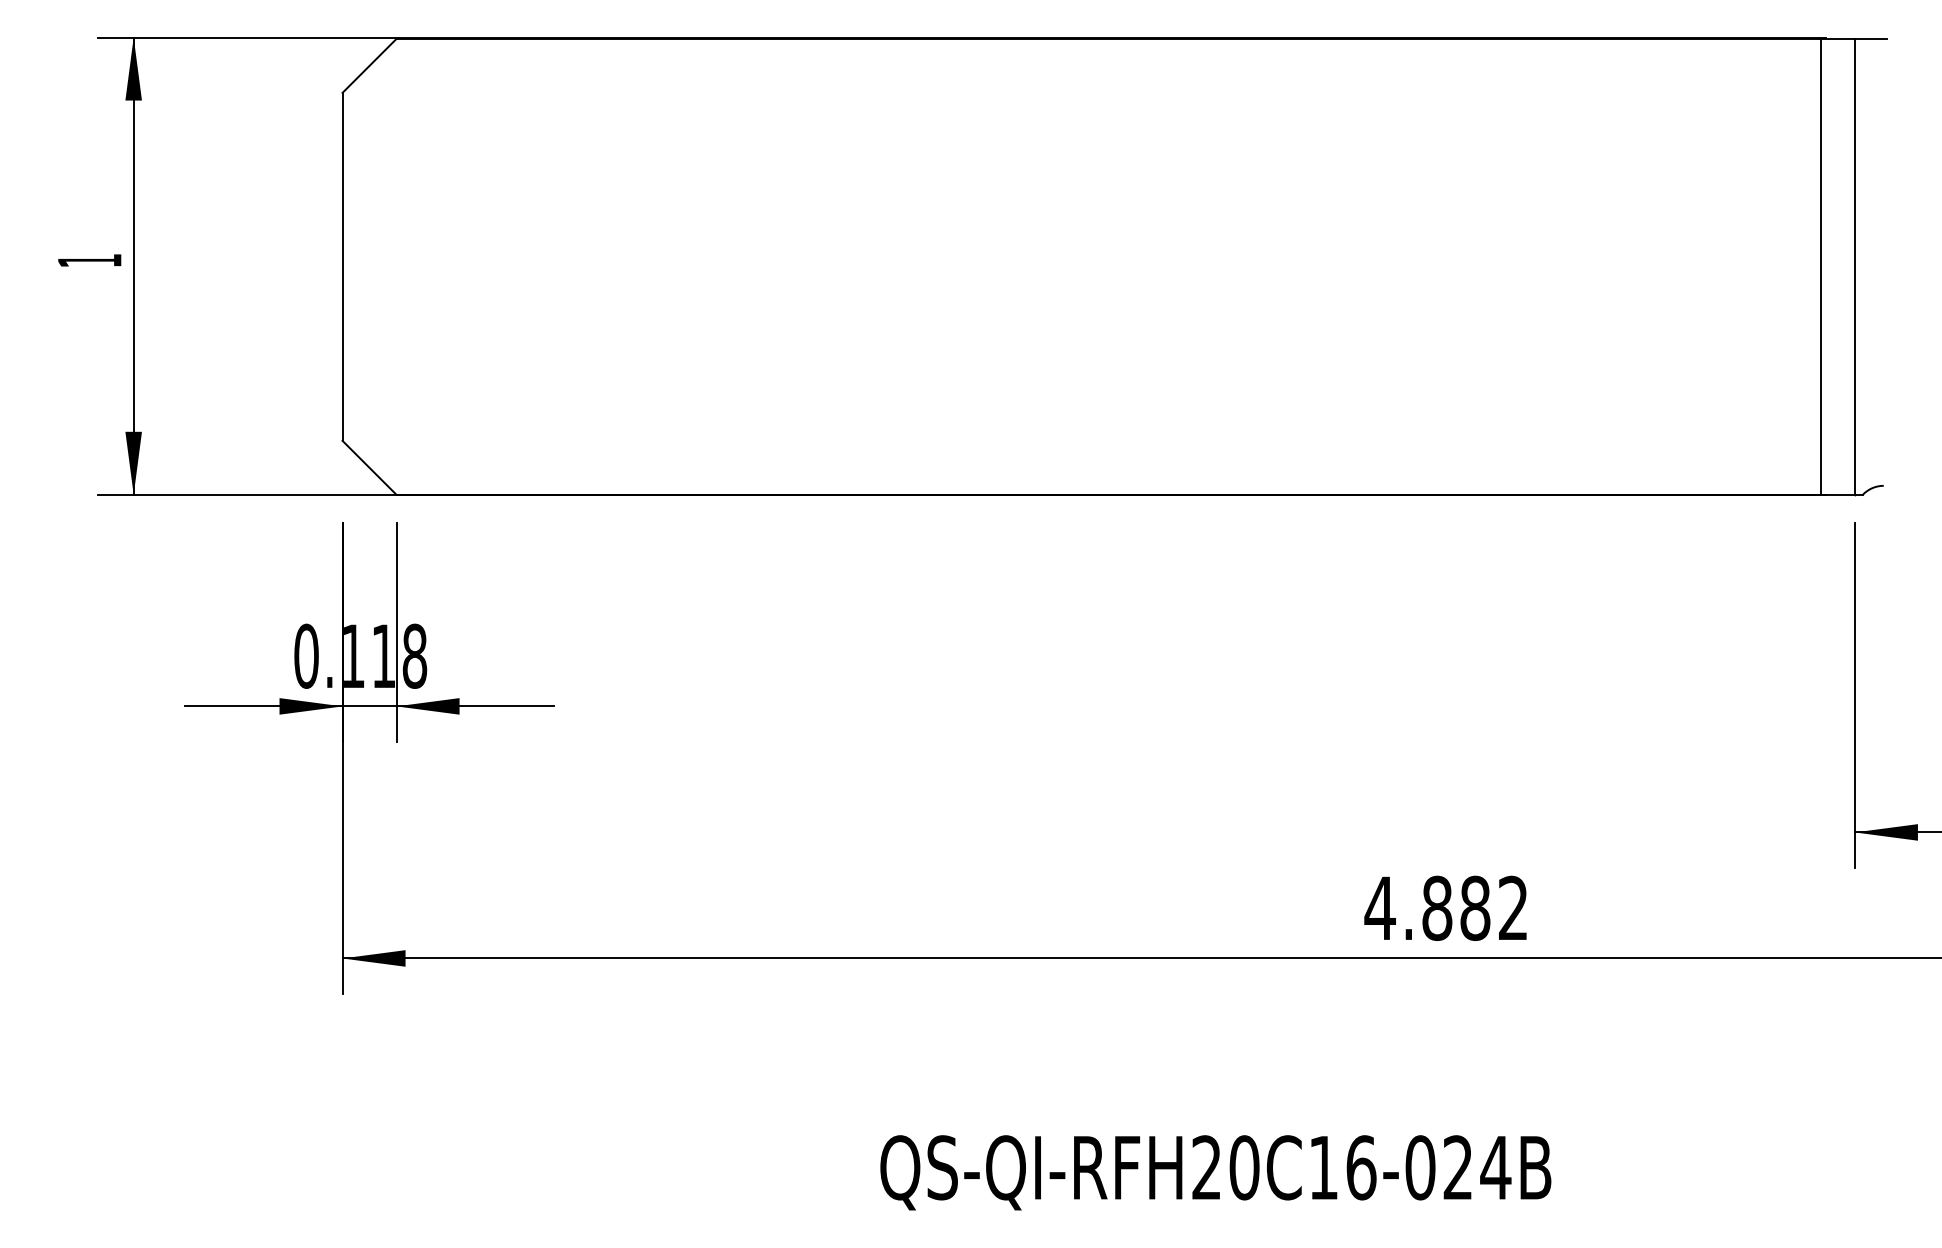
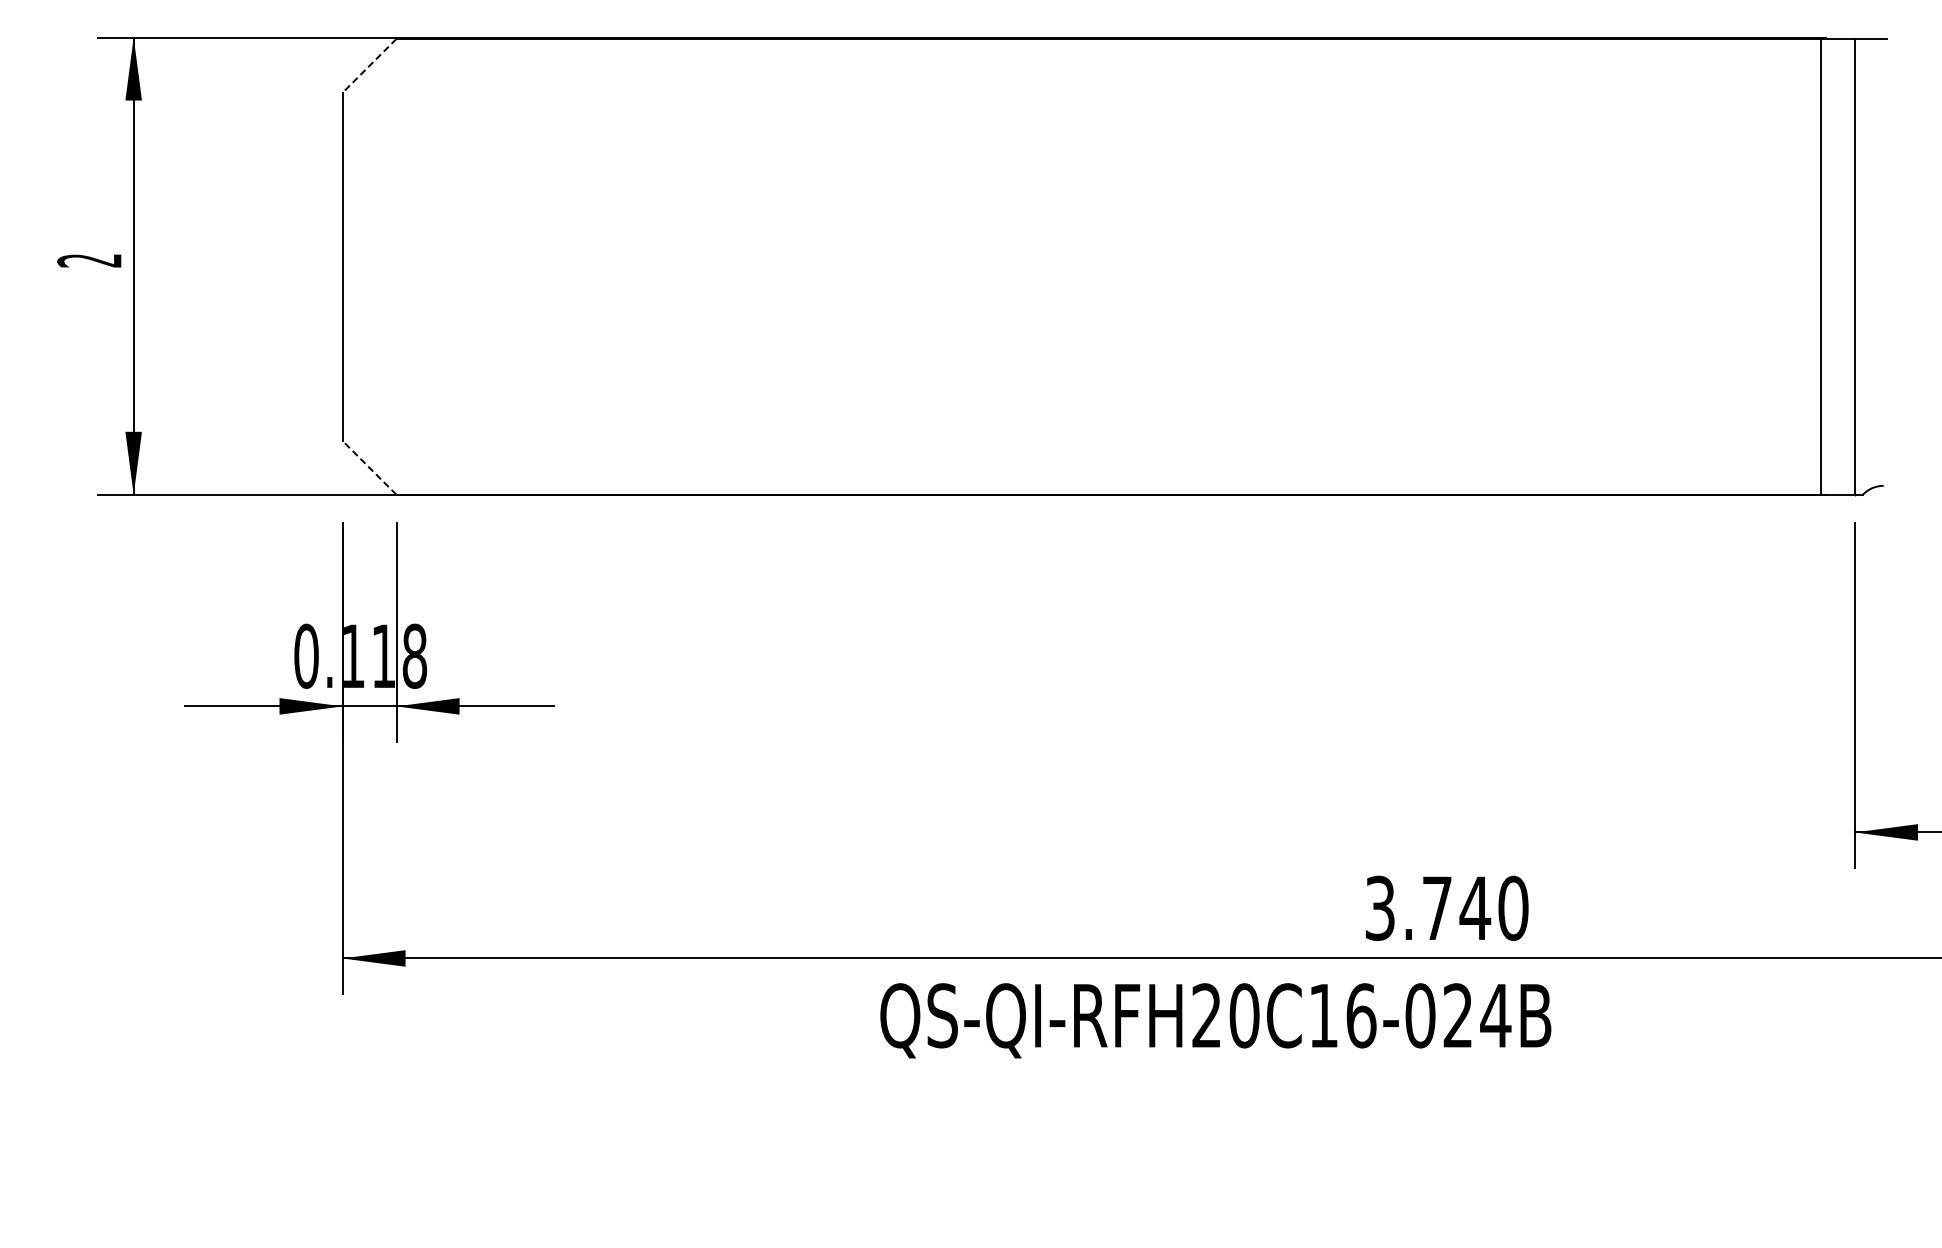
line: solid -> dashed (369, 66)
text: 1 -> 2 (89, 260)
line: solid -> dashed (369, 467)
text: 4.882 -> 3.740 (1446, 907)
text position: (1215, 1172) -> (1215, 1020) (1215, 1020)
